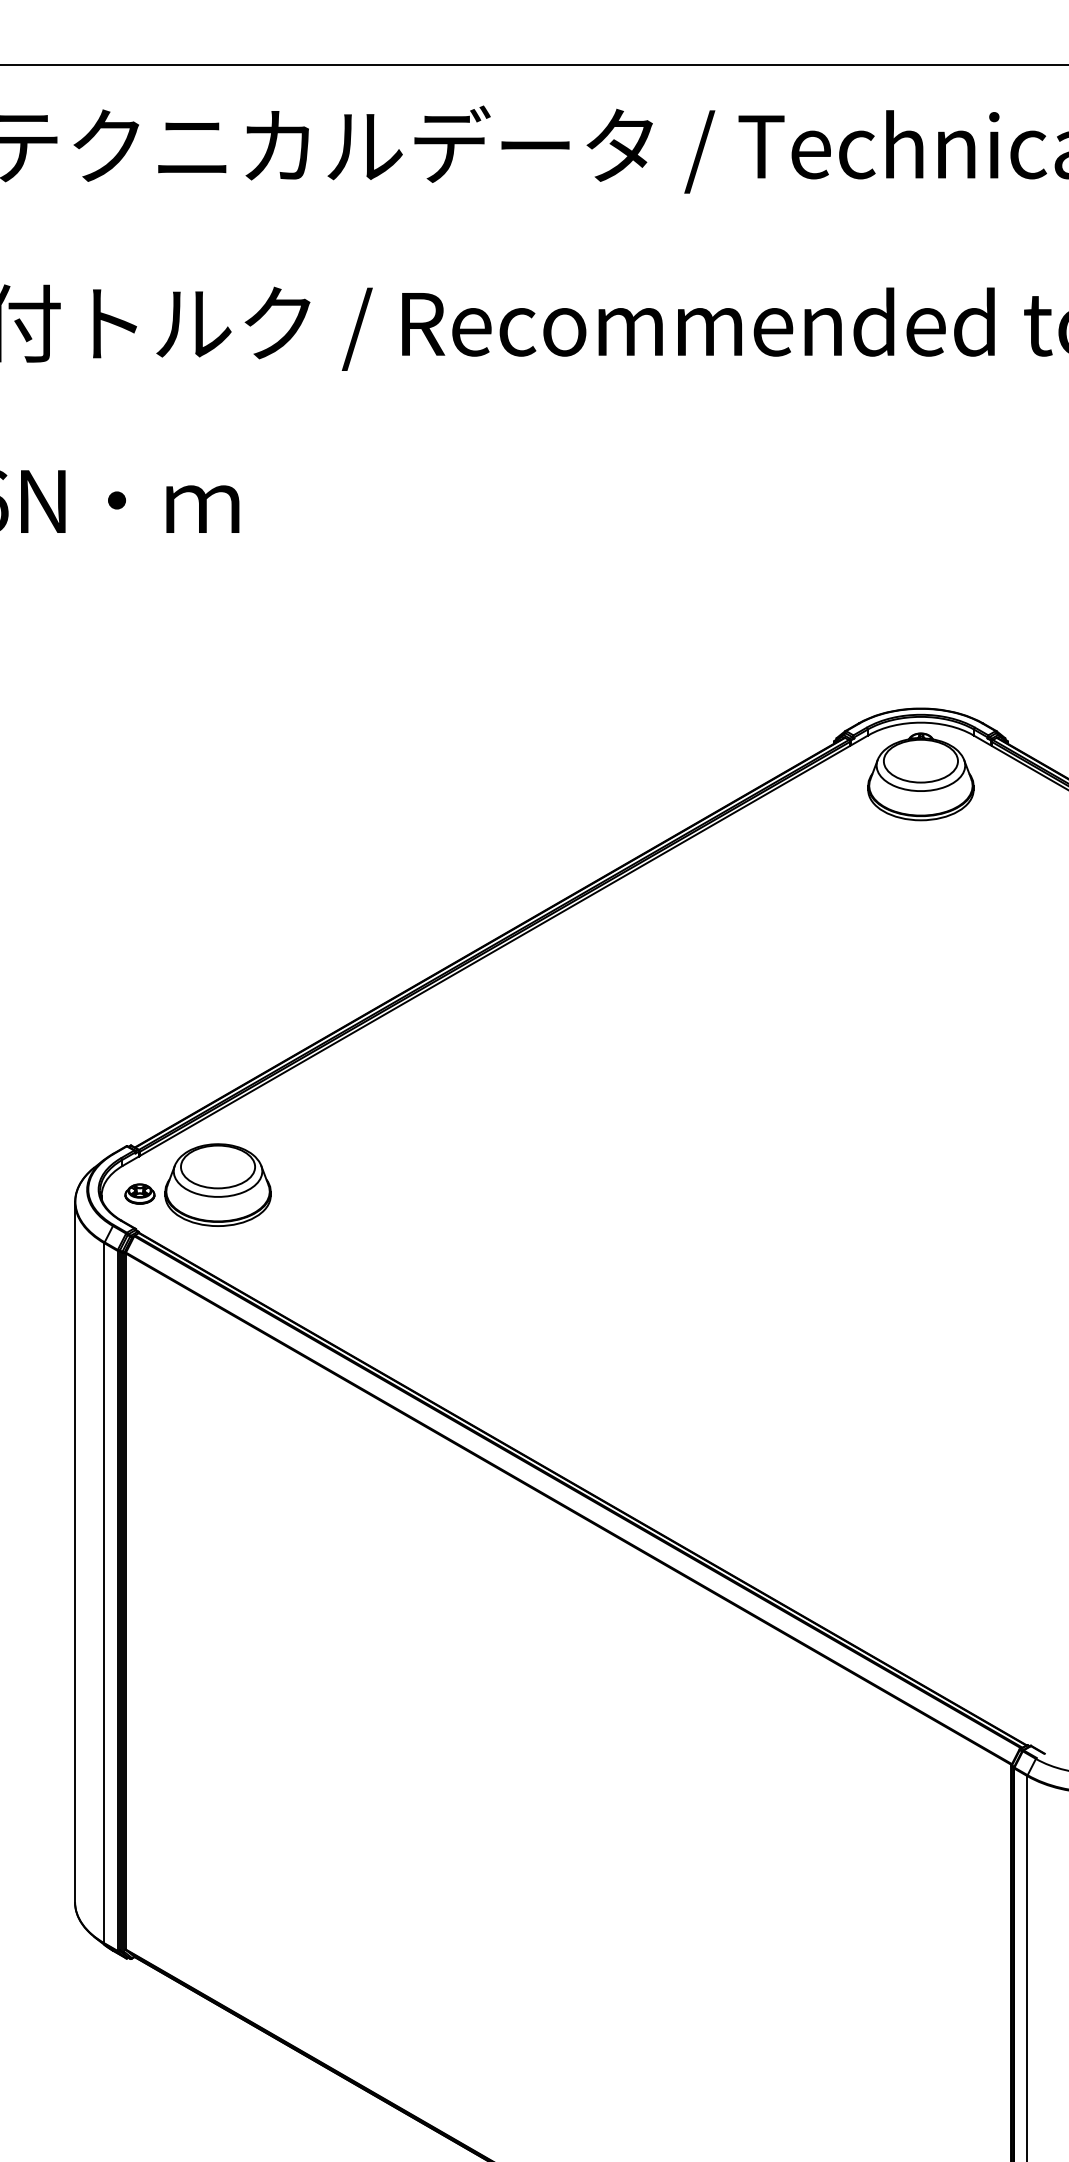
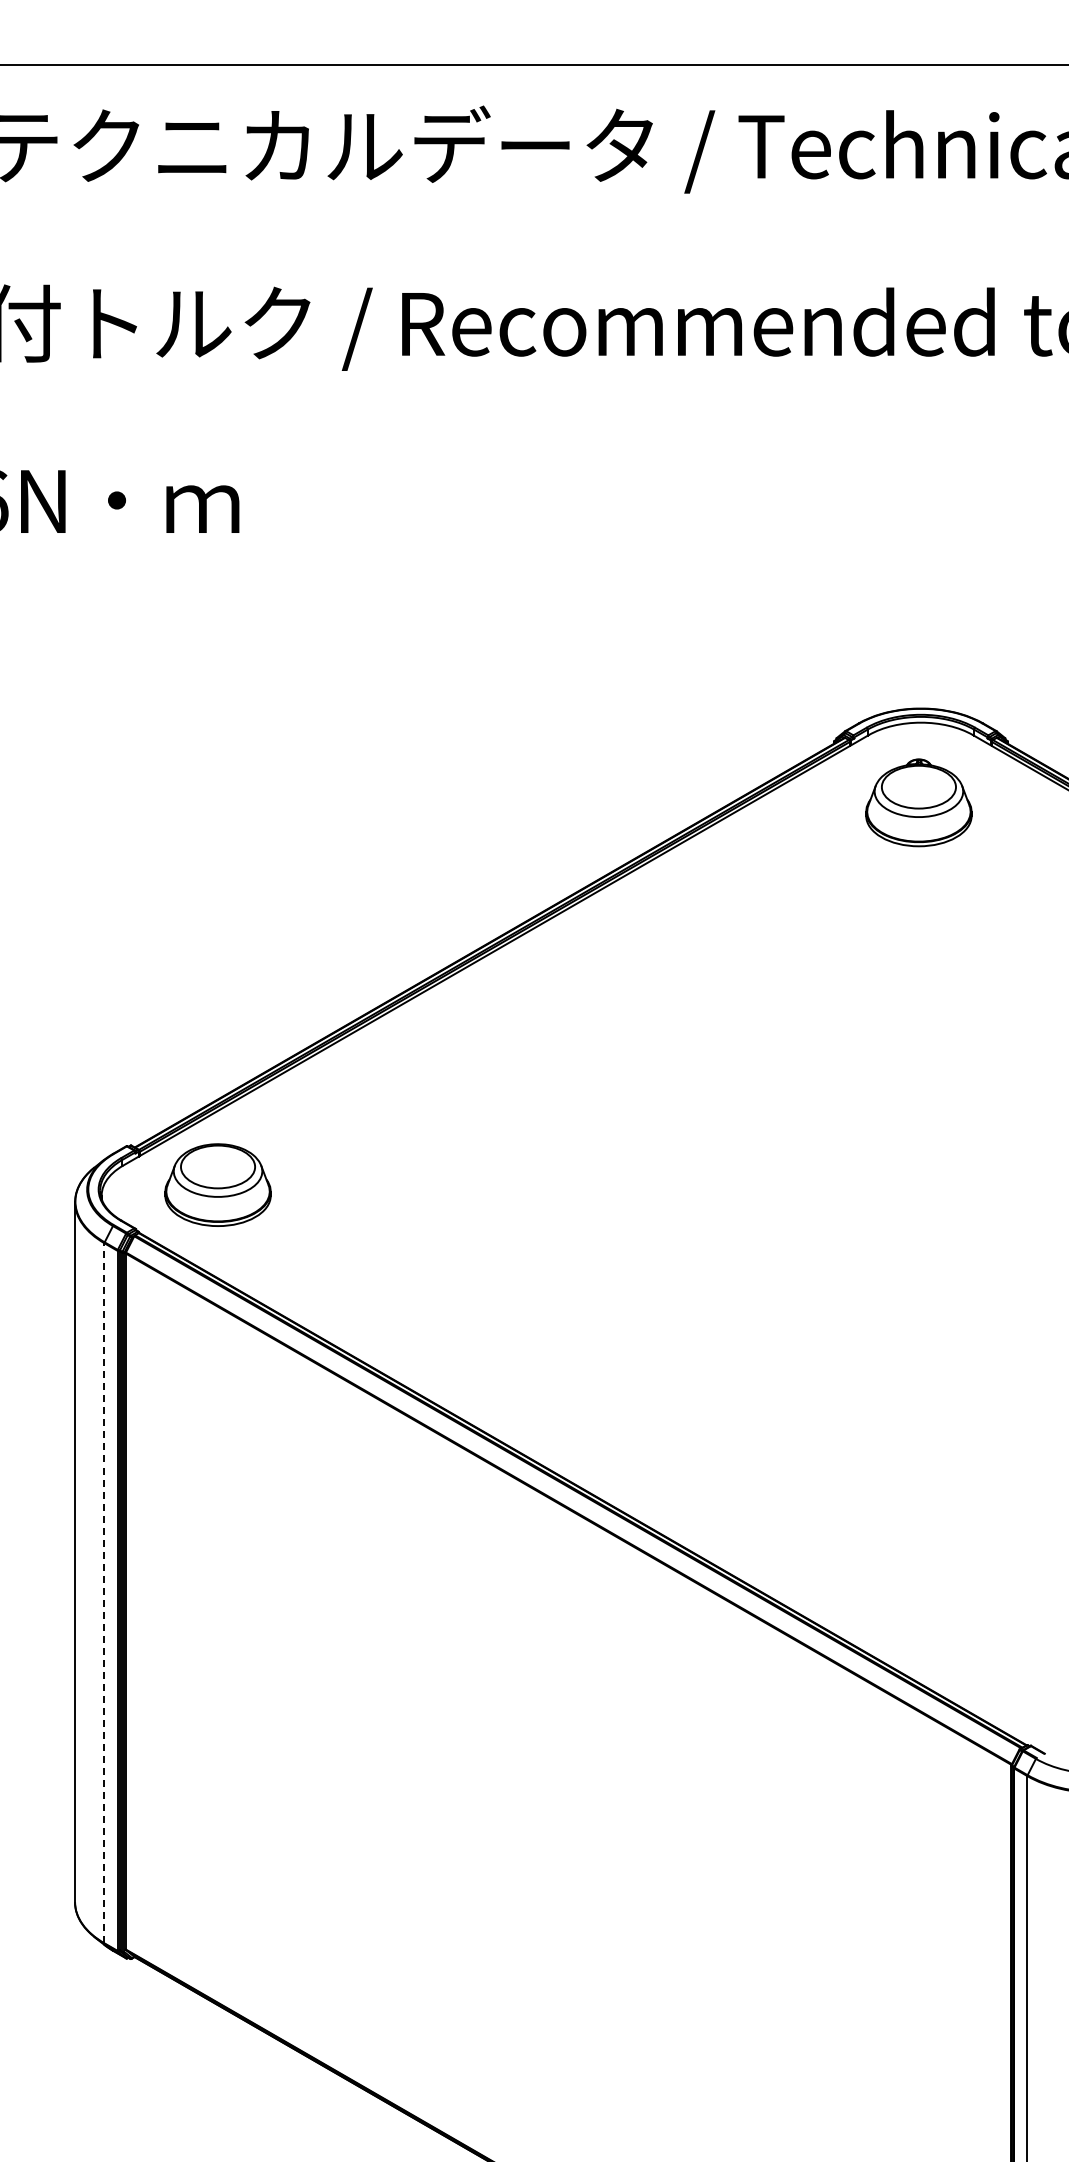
part position: (920, 776) -> (918, 802) (918, 802)
part: present -> none (139, 1193)
line: solid -> dashed (104, 1592)
